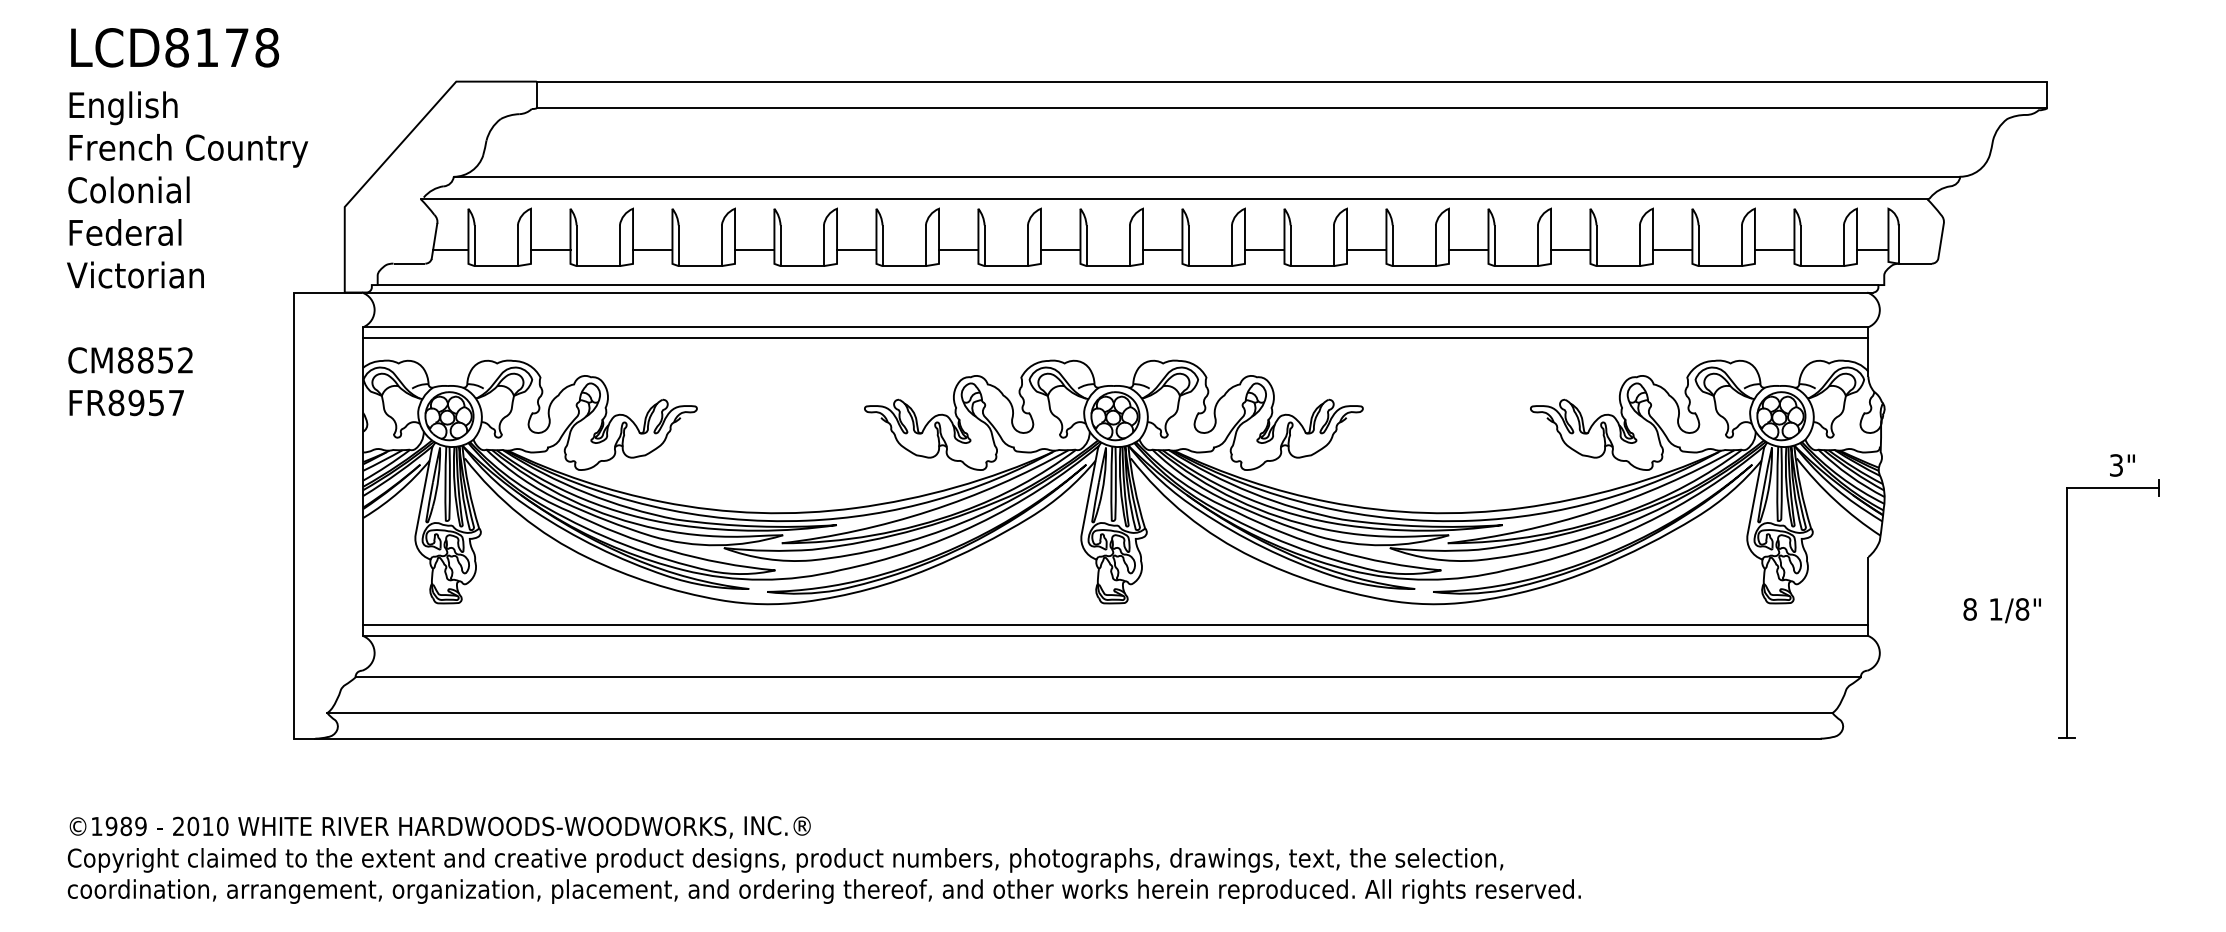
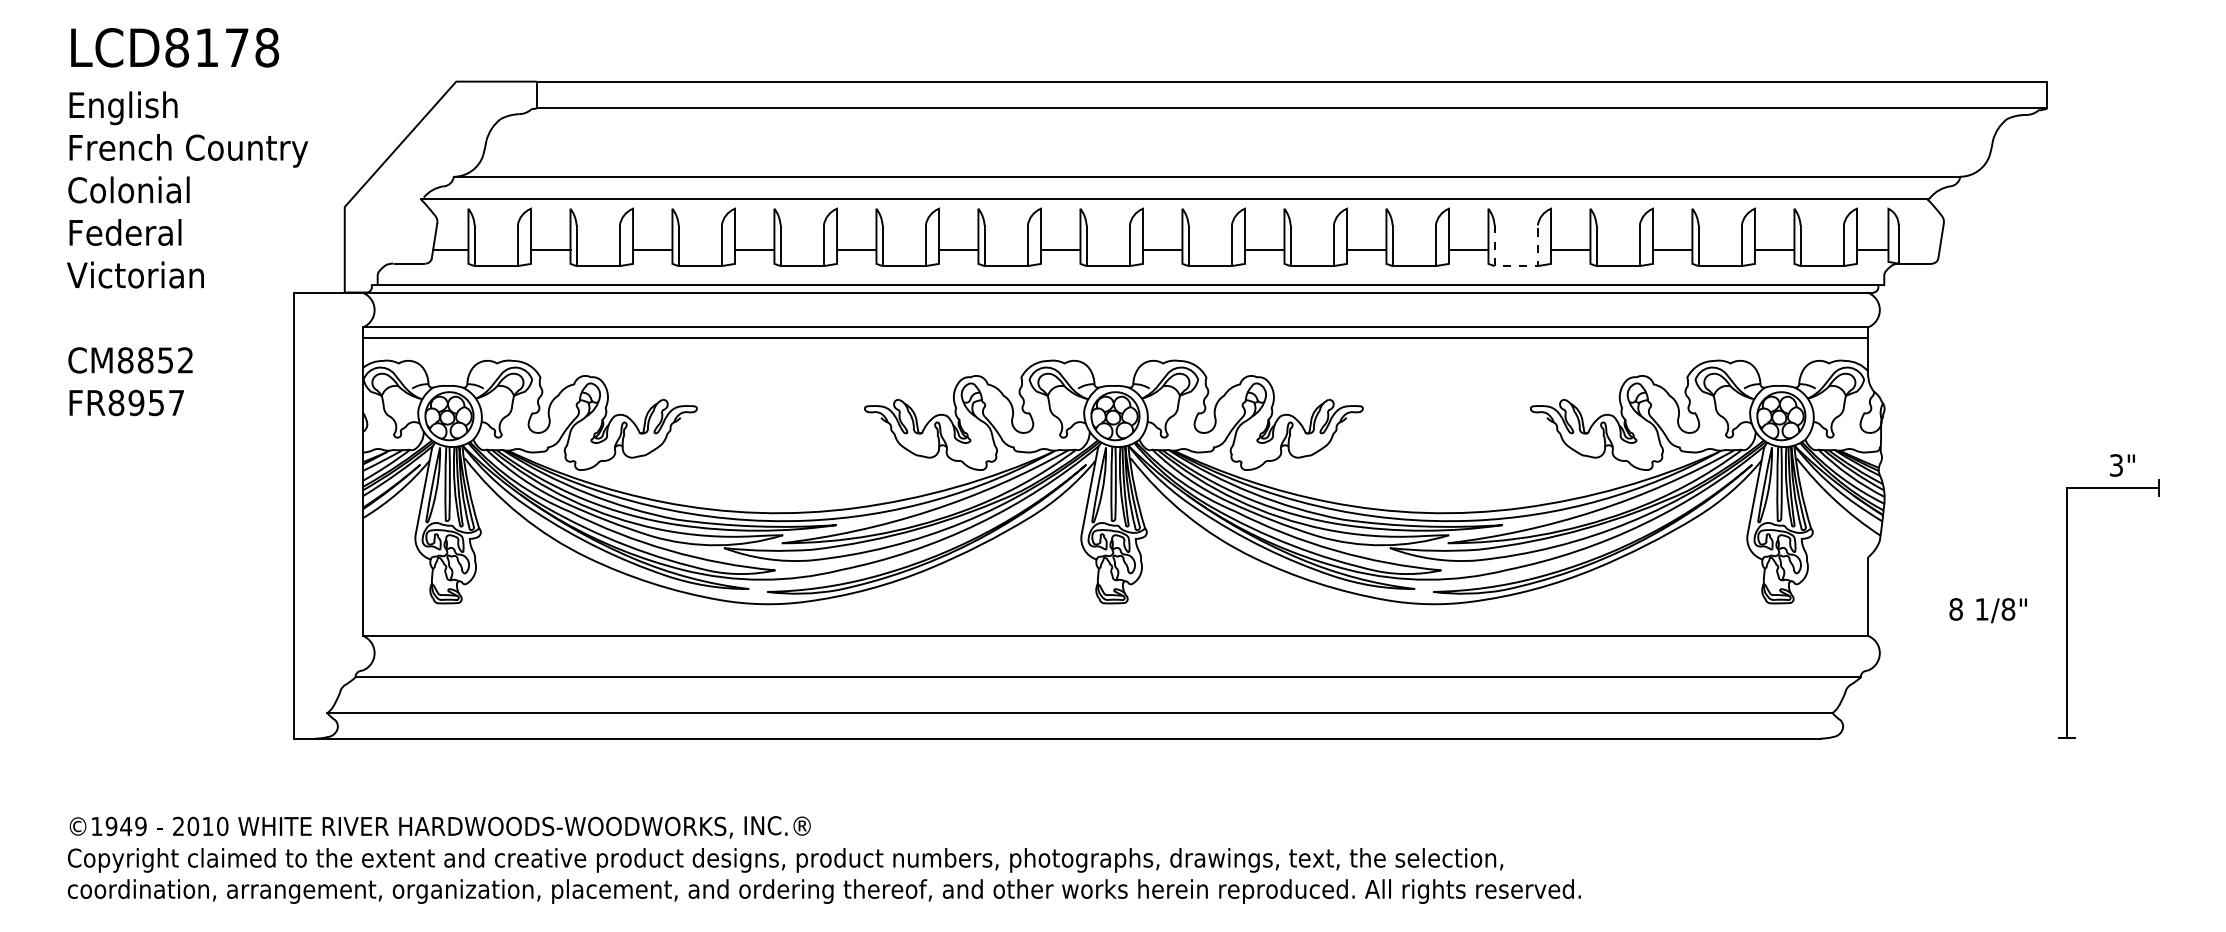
line: solid -> dashed (1516, 266)
text position: (2001, 610) -> (1987, 610) (1987, 610)
line: present -> none (1115, 625)
text: ©1989 -> ©1949 (126, 826)
